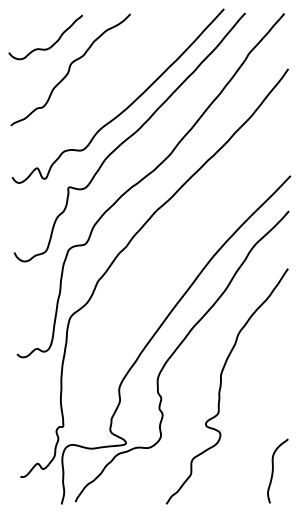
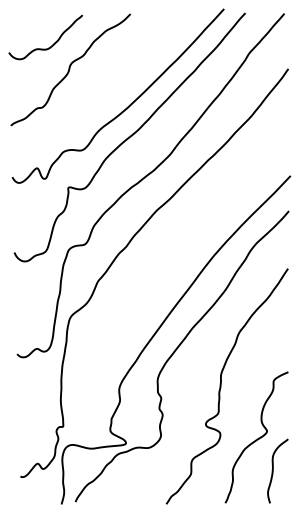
curve: none -> present (257, 438)
